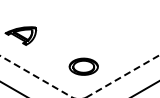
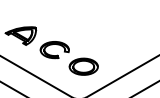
part: none -> present (54, 50)
line: dashed -> solid (123, 76)
line: dashed -> solid (36, 77)
